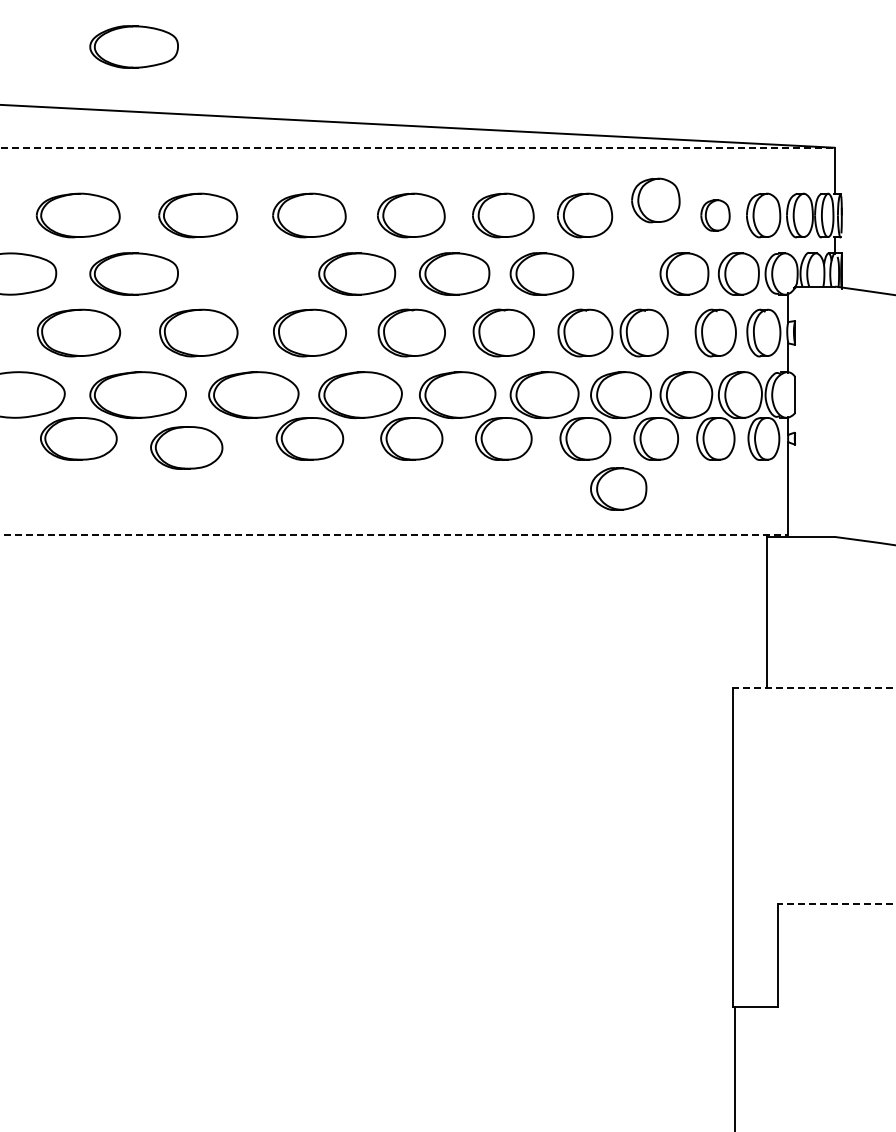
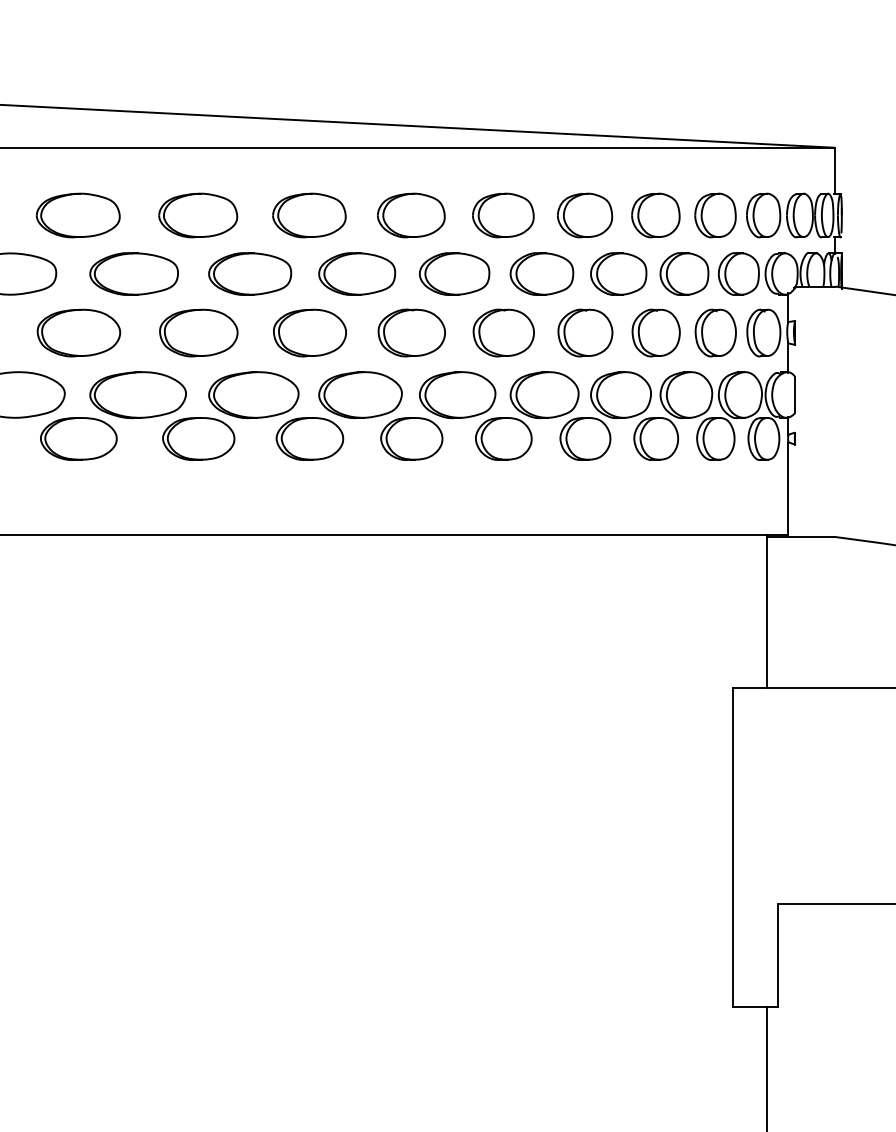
part: present -> none (133, 46)
line: dashed -> solid (418, 147)
part position: (655, 200) -> (655, 215) (655, 215)
part size: 31x33 px -> 43x47 px (715, 215)
part: none -> present (250, 273)
part position: (643, 332) -> (655, 332) (655, 332)
part position: (186, 447) -> (198, 438) (198, 438)
part position: (618, 488) -> (618, 273) (618, 273)
line: dashed -> solid (394, 534)
line: dashed -> solid (813, 687)
line: dashed -> solid (836, 904)
line position: (734, 1067) -> (766, 1067) (766, 1067)
